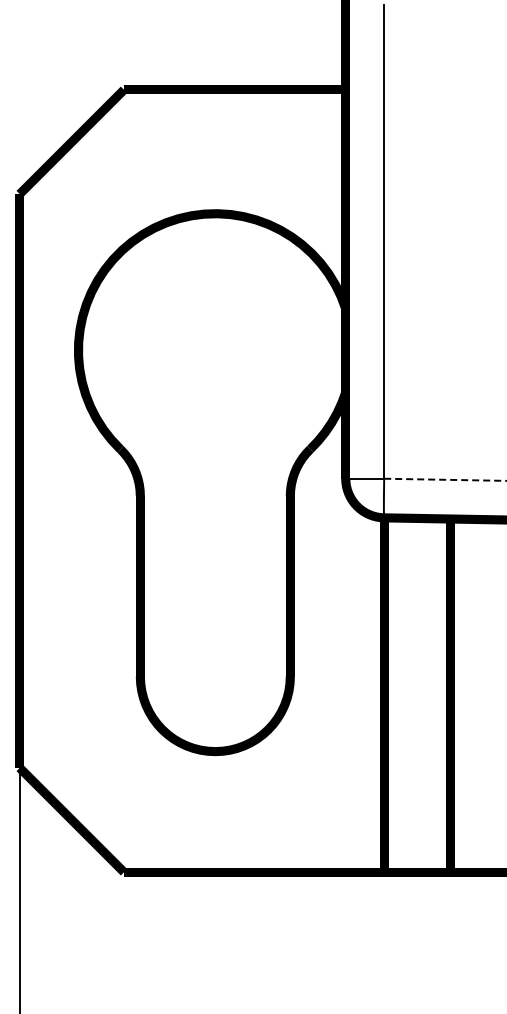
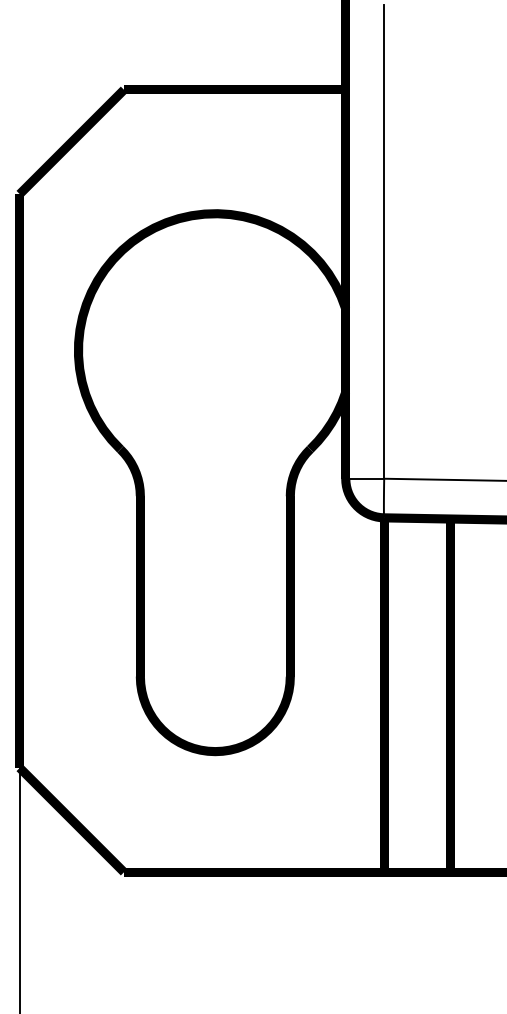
line: dashed -> solid (445, 479)
